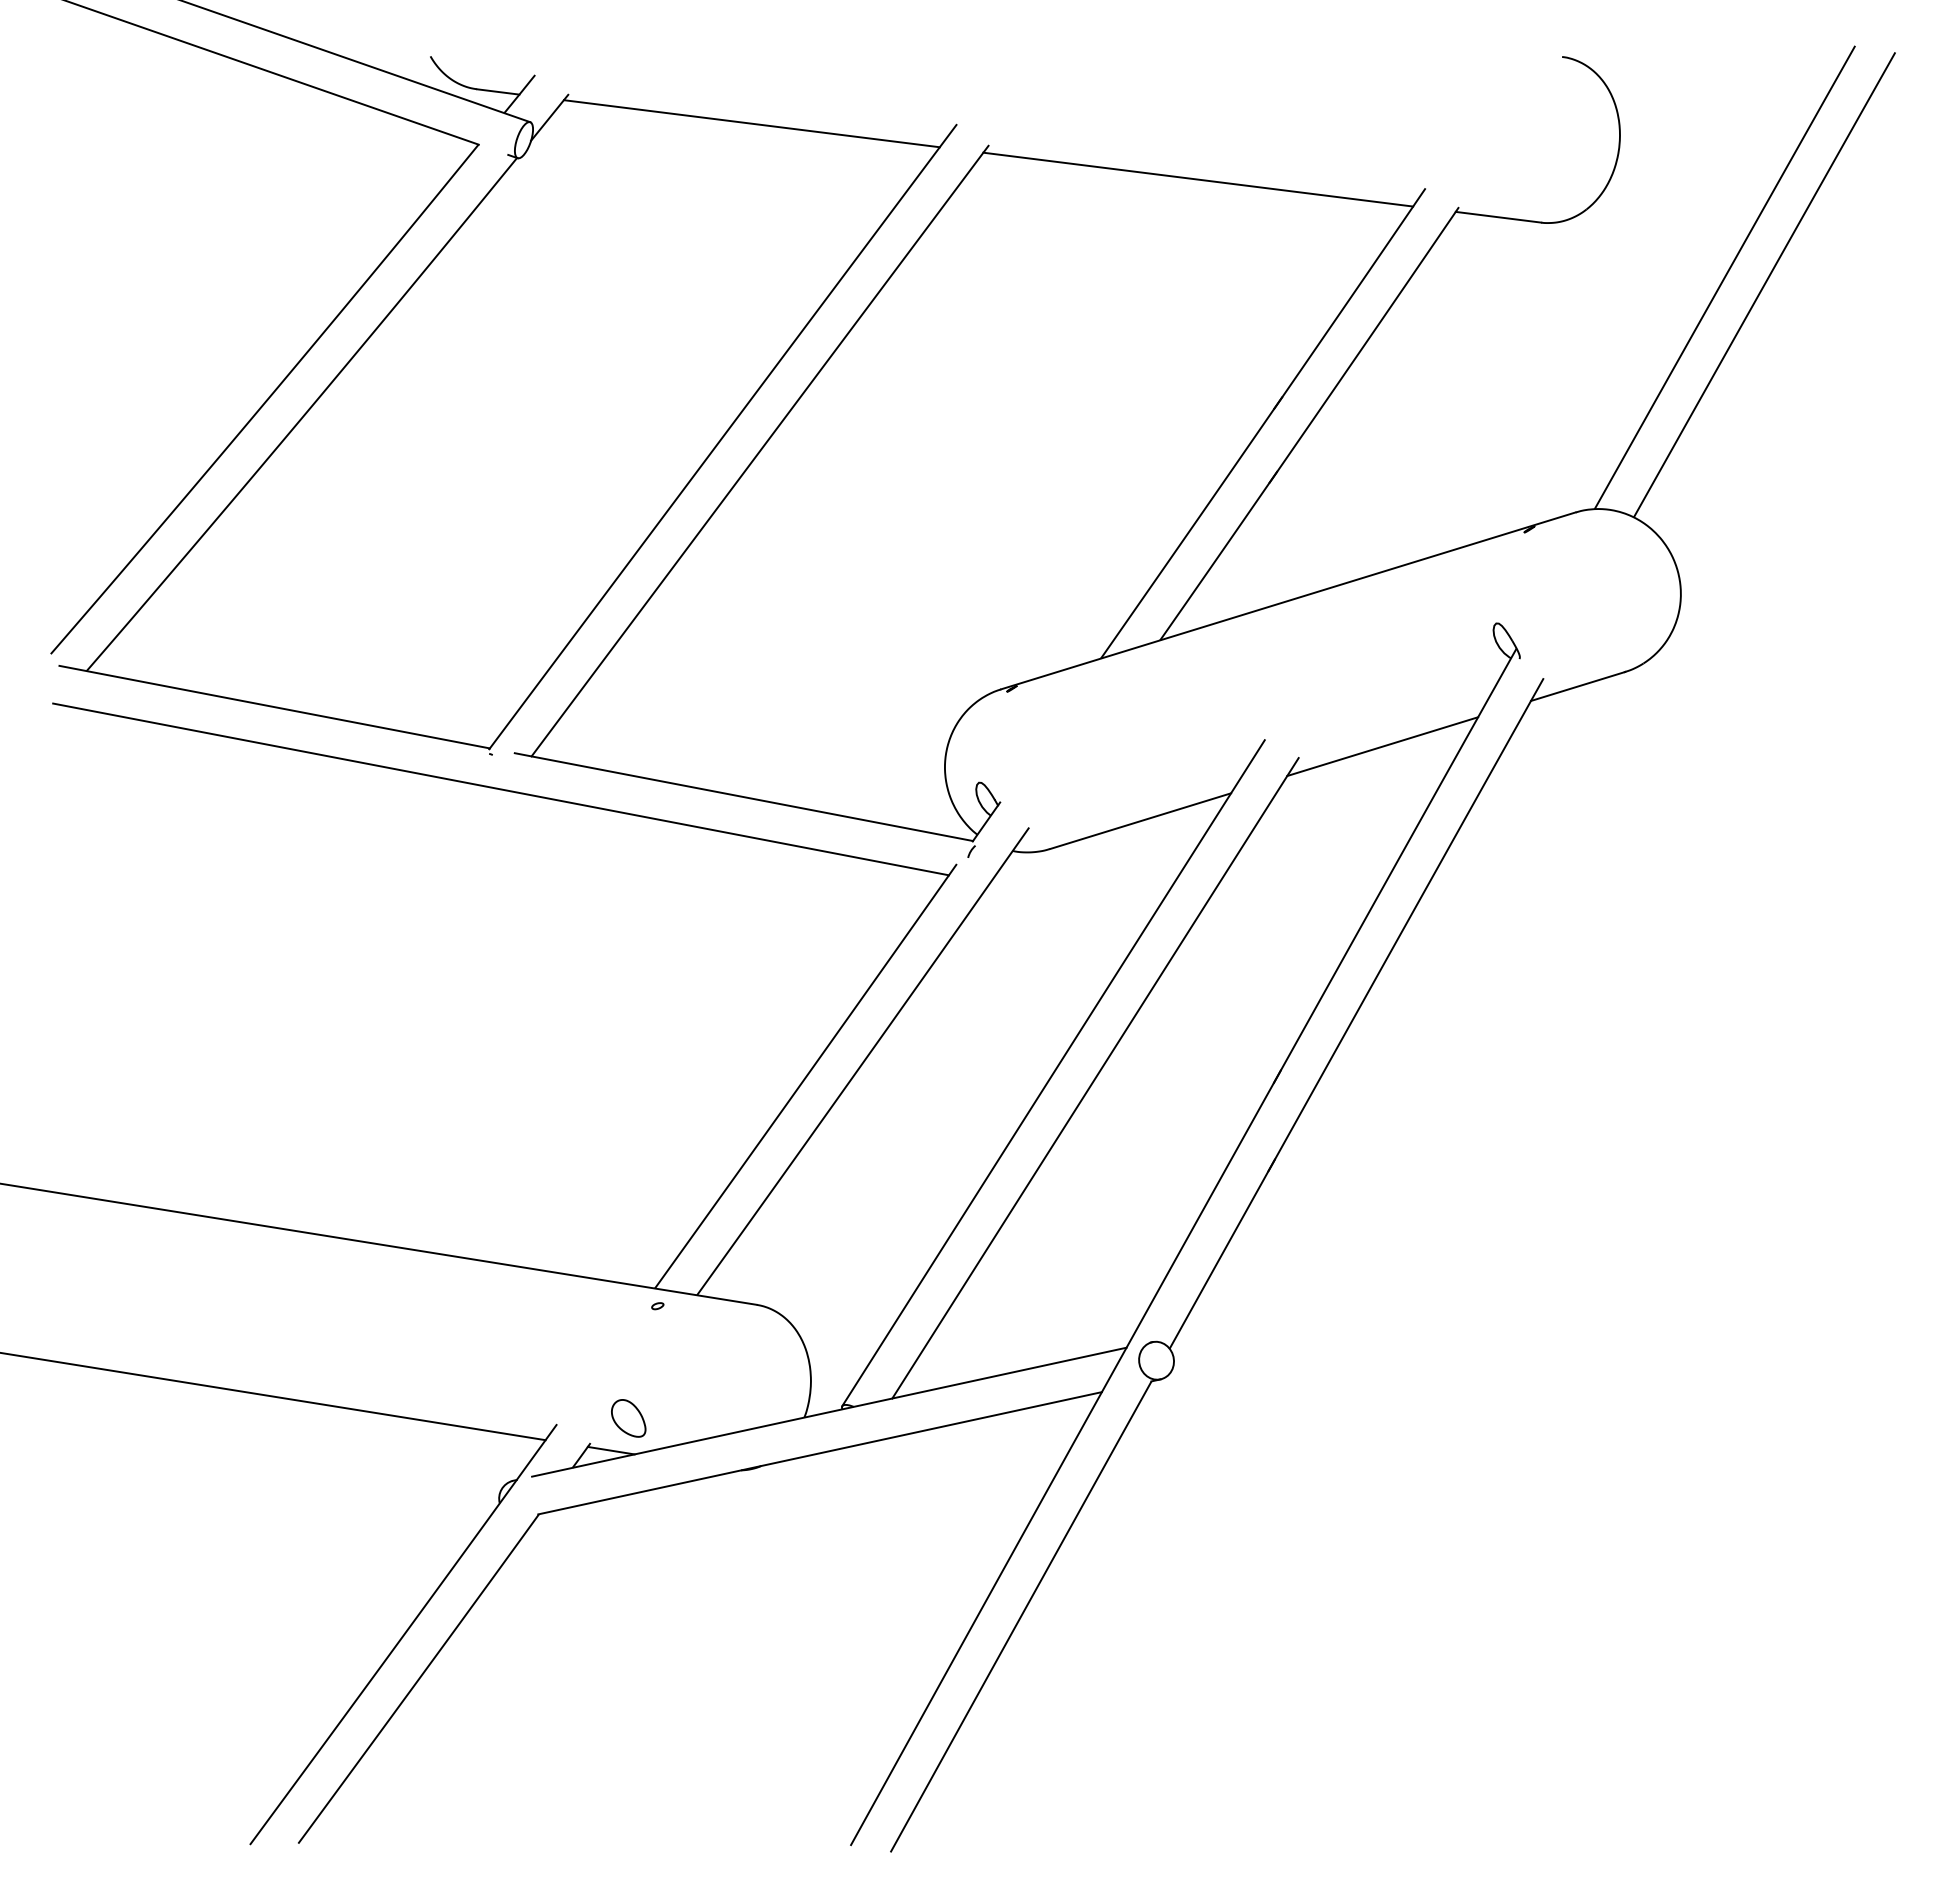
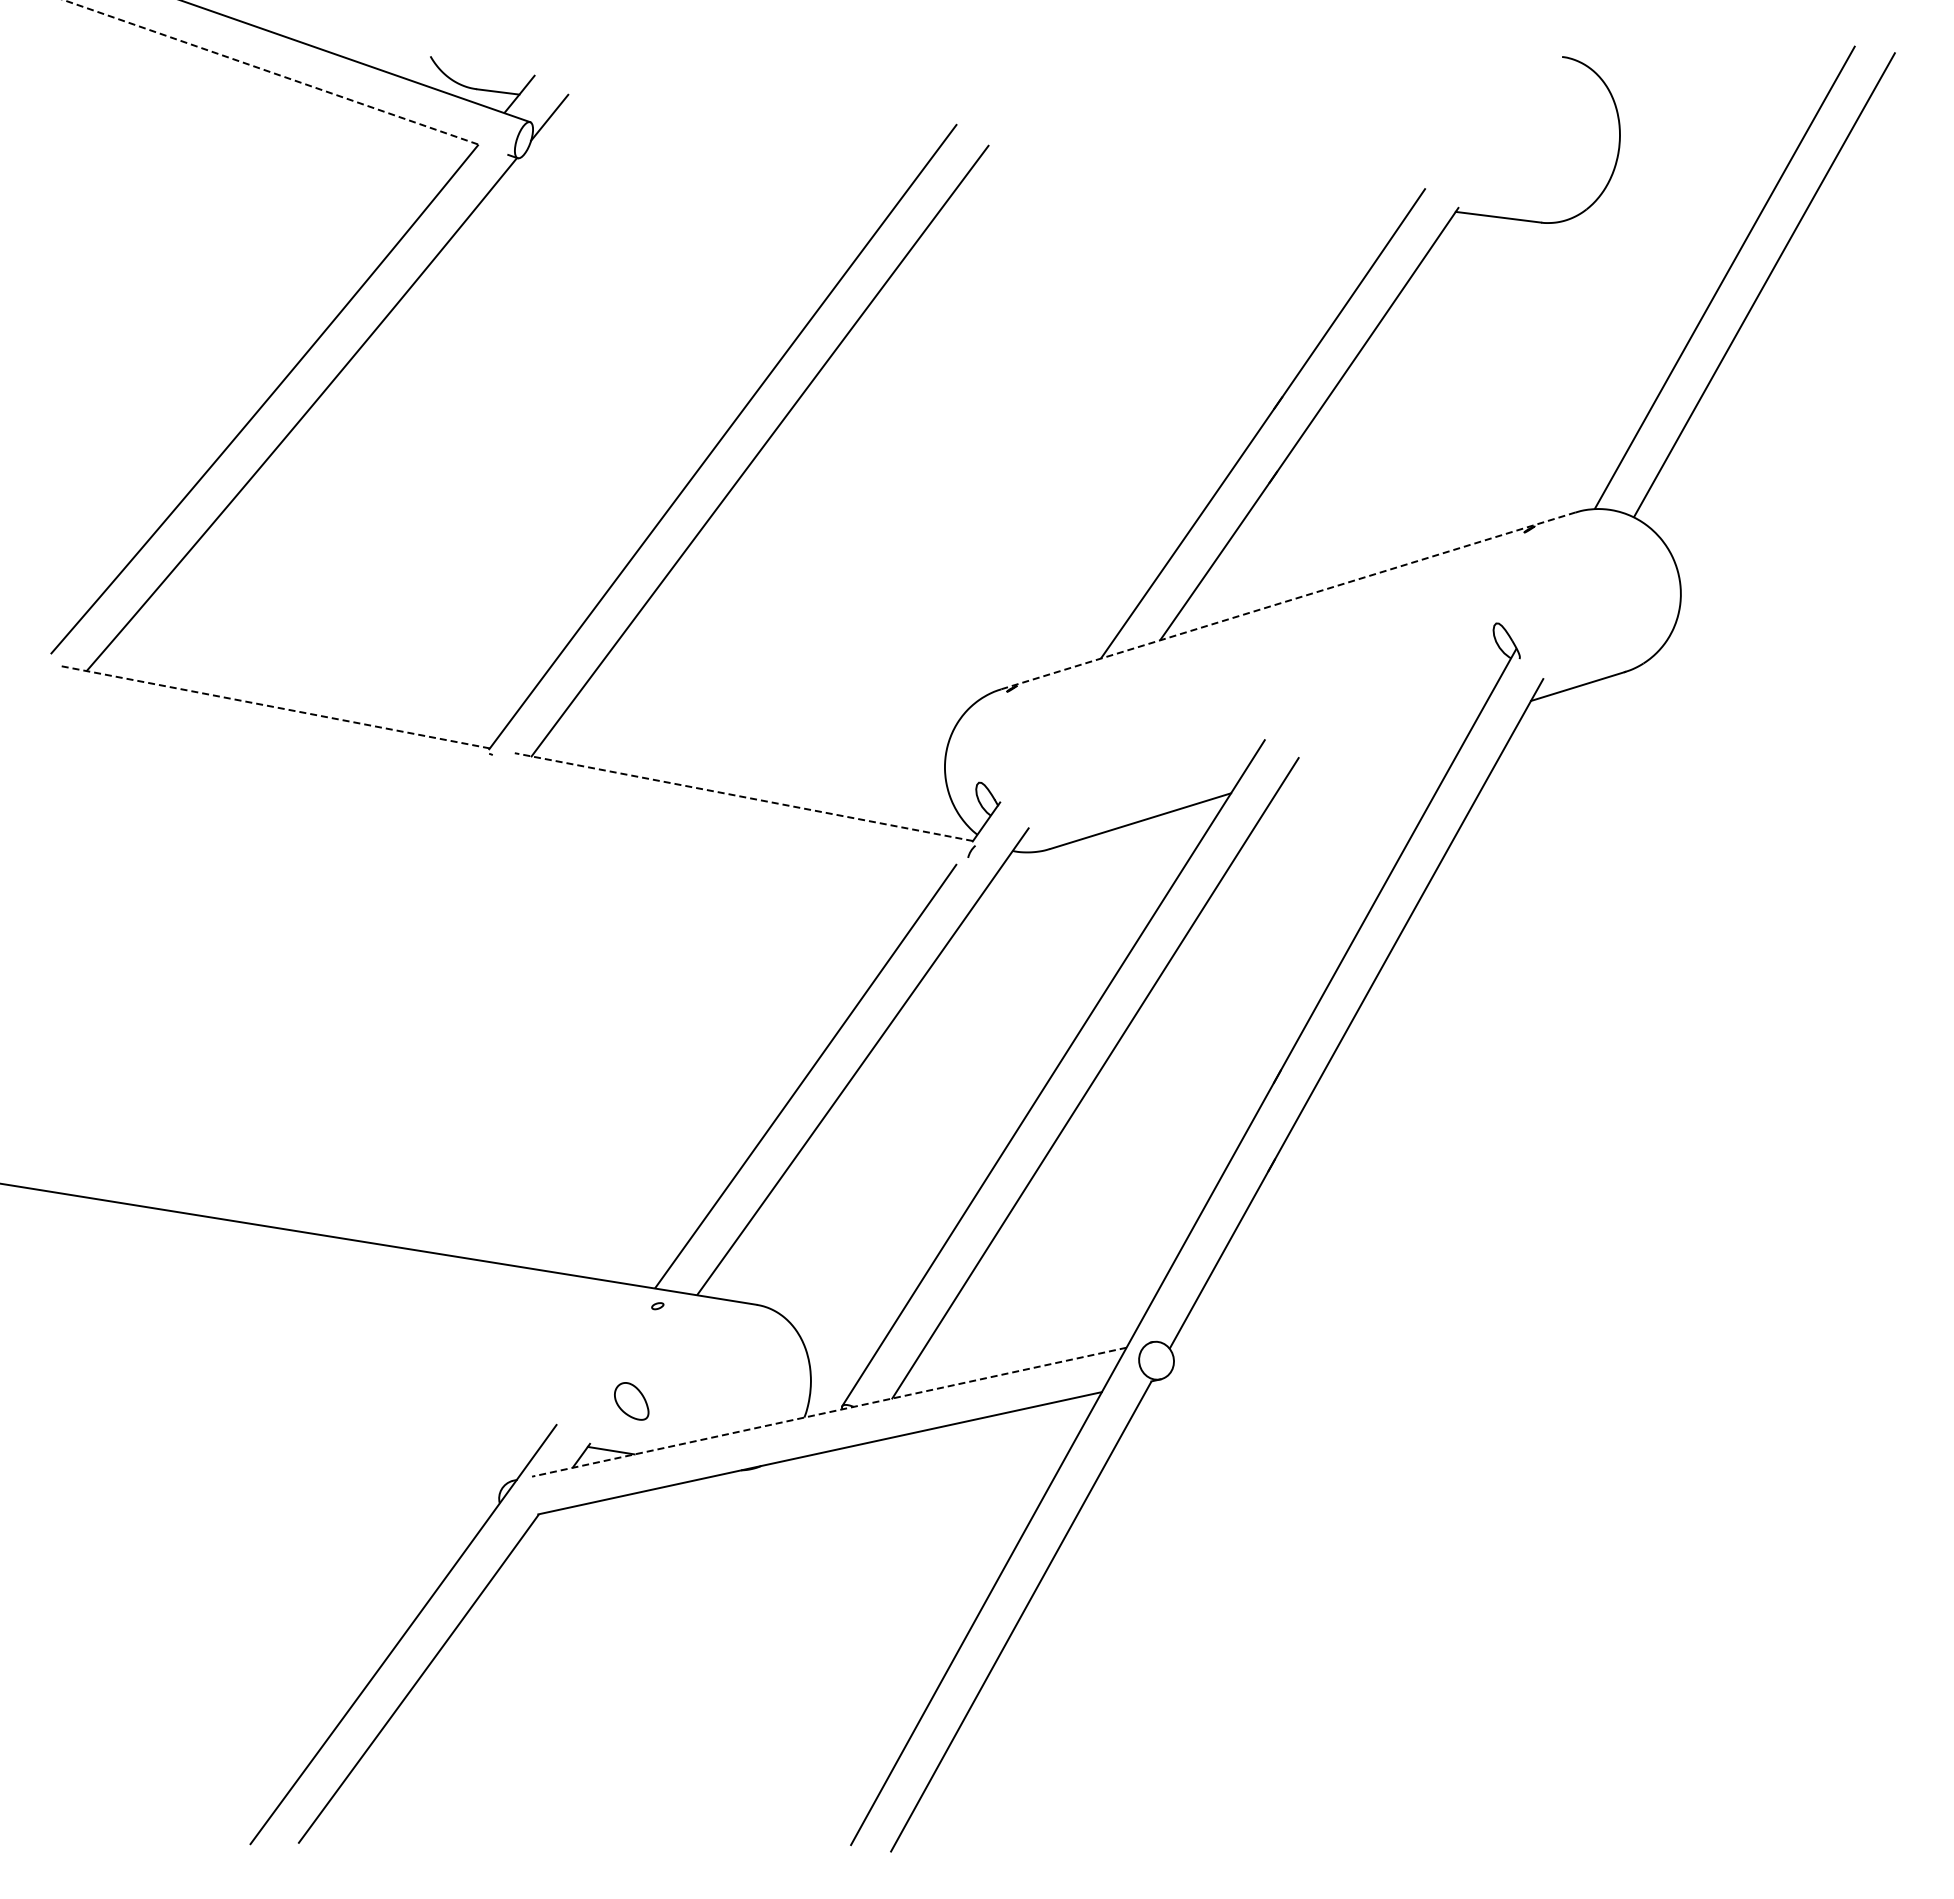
line: solid -> dashed (272, 72)
line: present -> none (751, 123)
line: present -> none (1198, 179)
line: solid -> dashed (1288, 600)
line: solid -> dashed (274, 707)
line: present -> none (1382, 746)
line: present -> none (500, 789)
line: solid -> dashed (743, 797)
line: present -> none (273, 1396)
line: solid -> dashed (828, 1412)
part position: (628, 1418) -> (631, 1401) (631, 1401)
